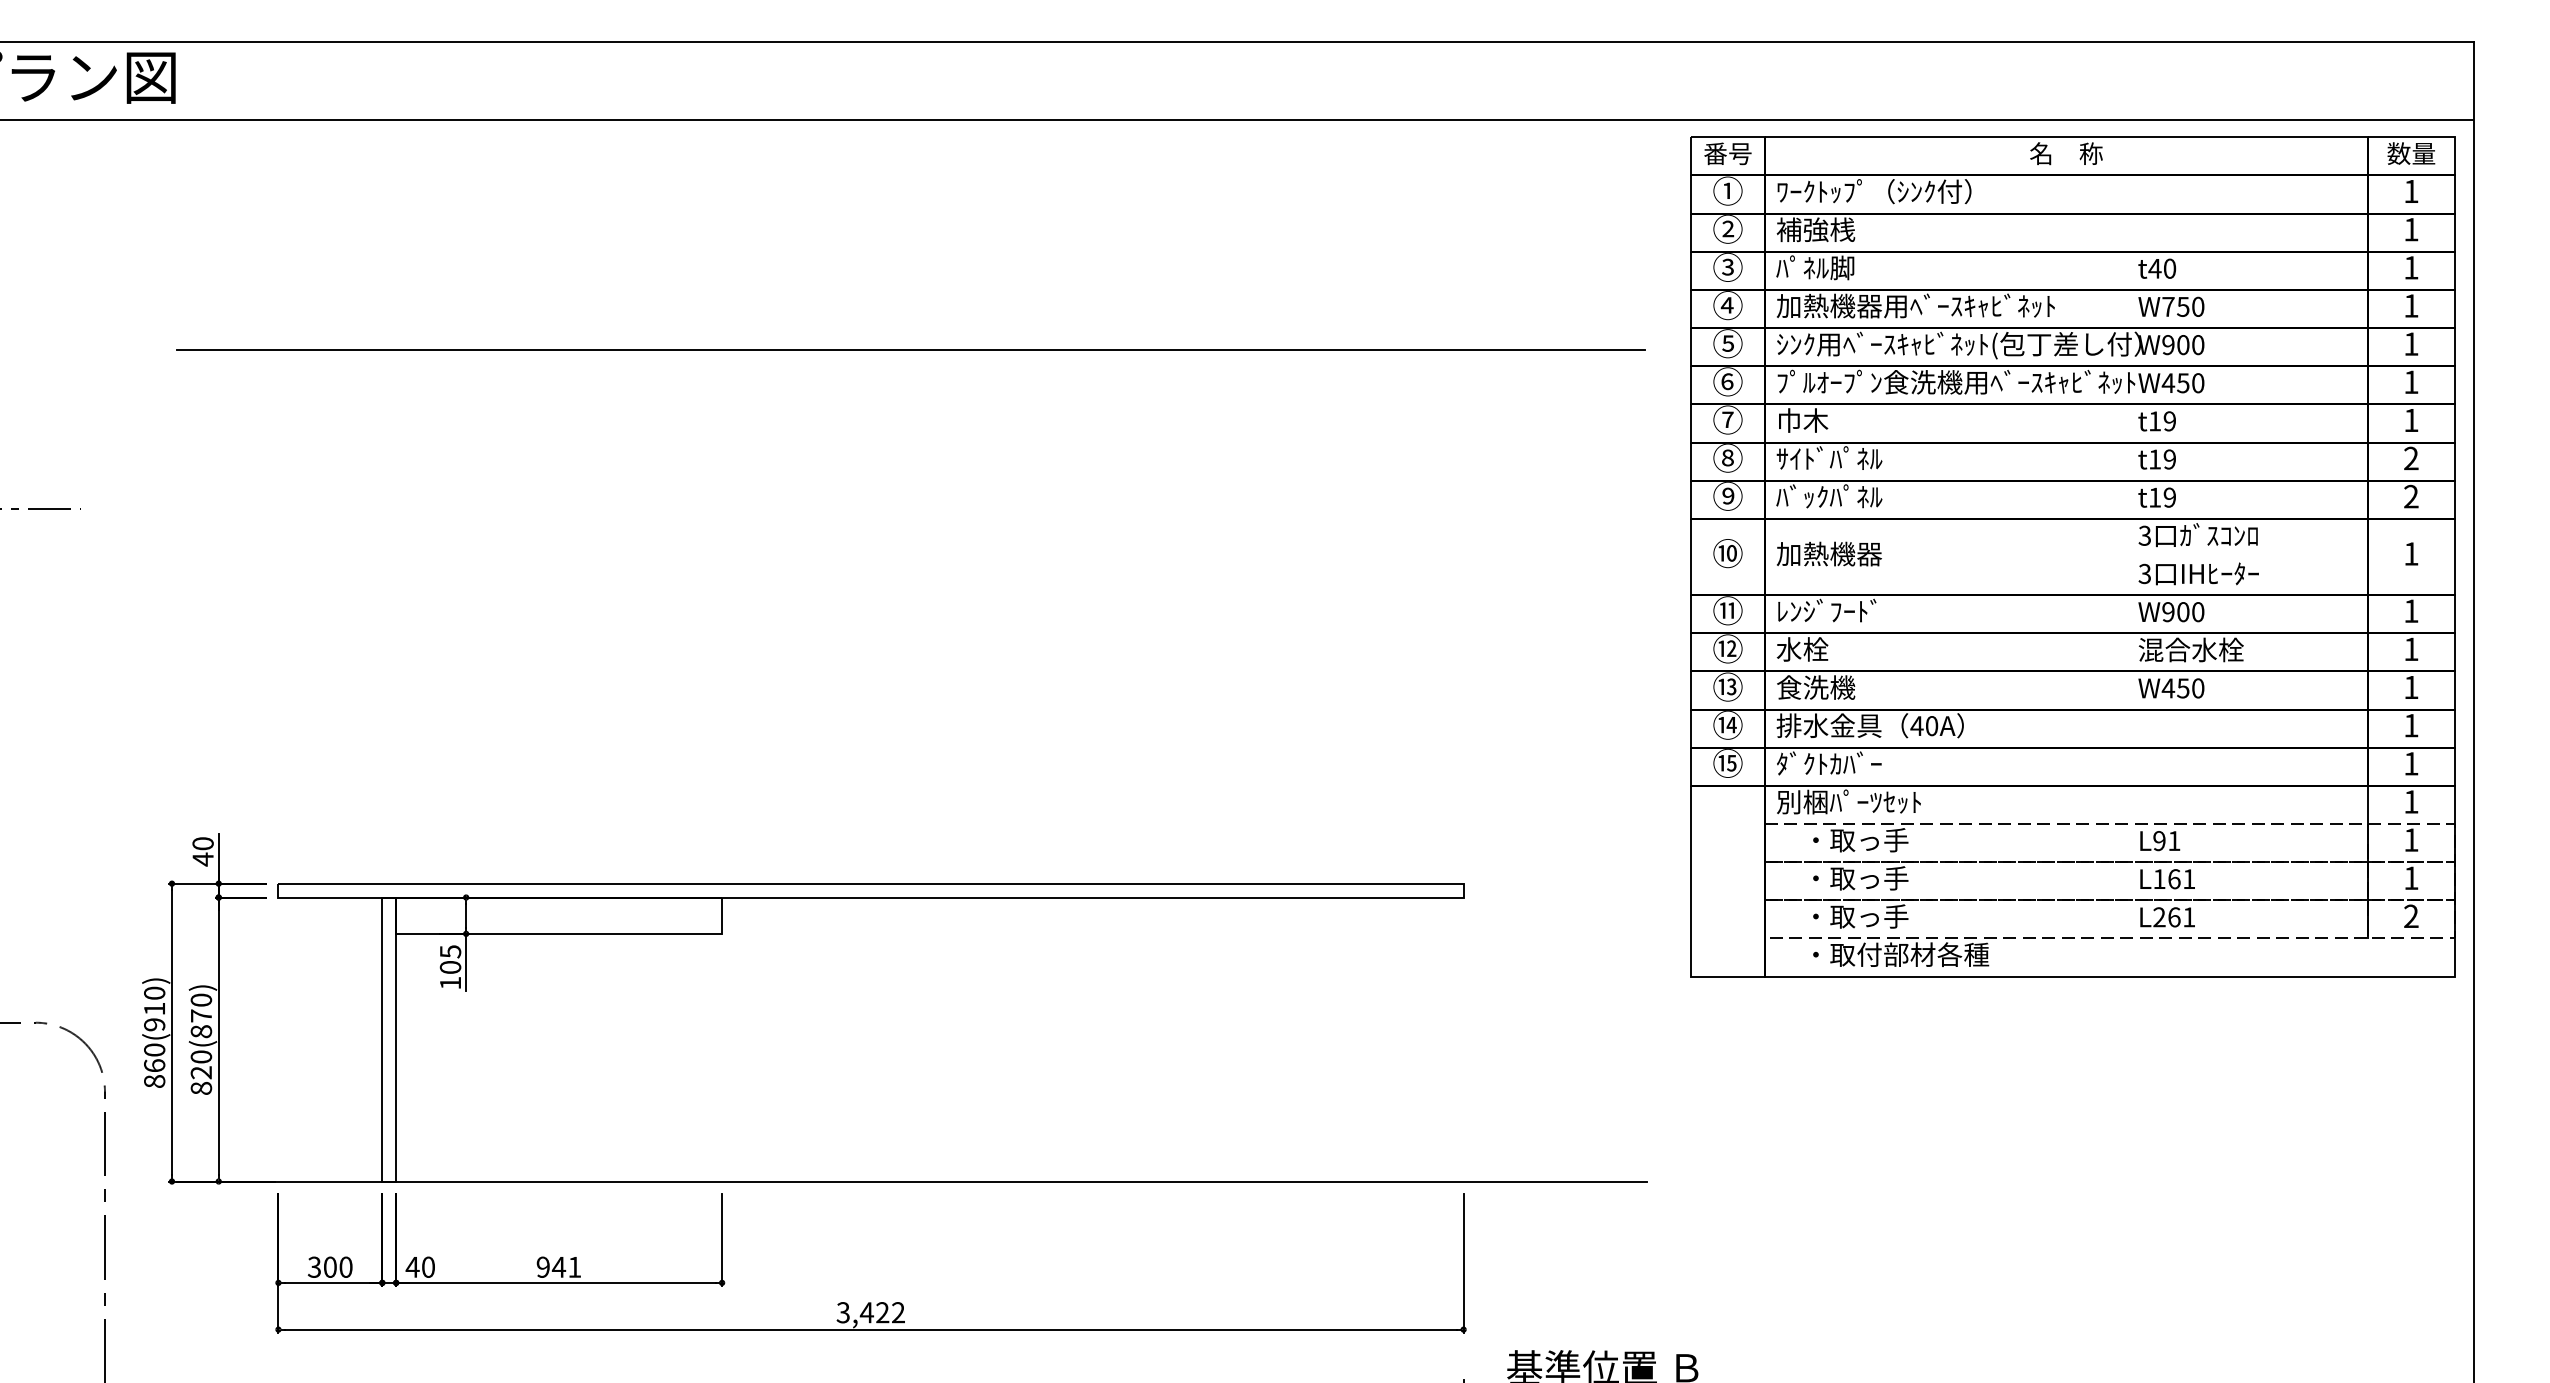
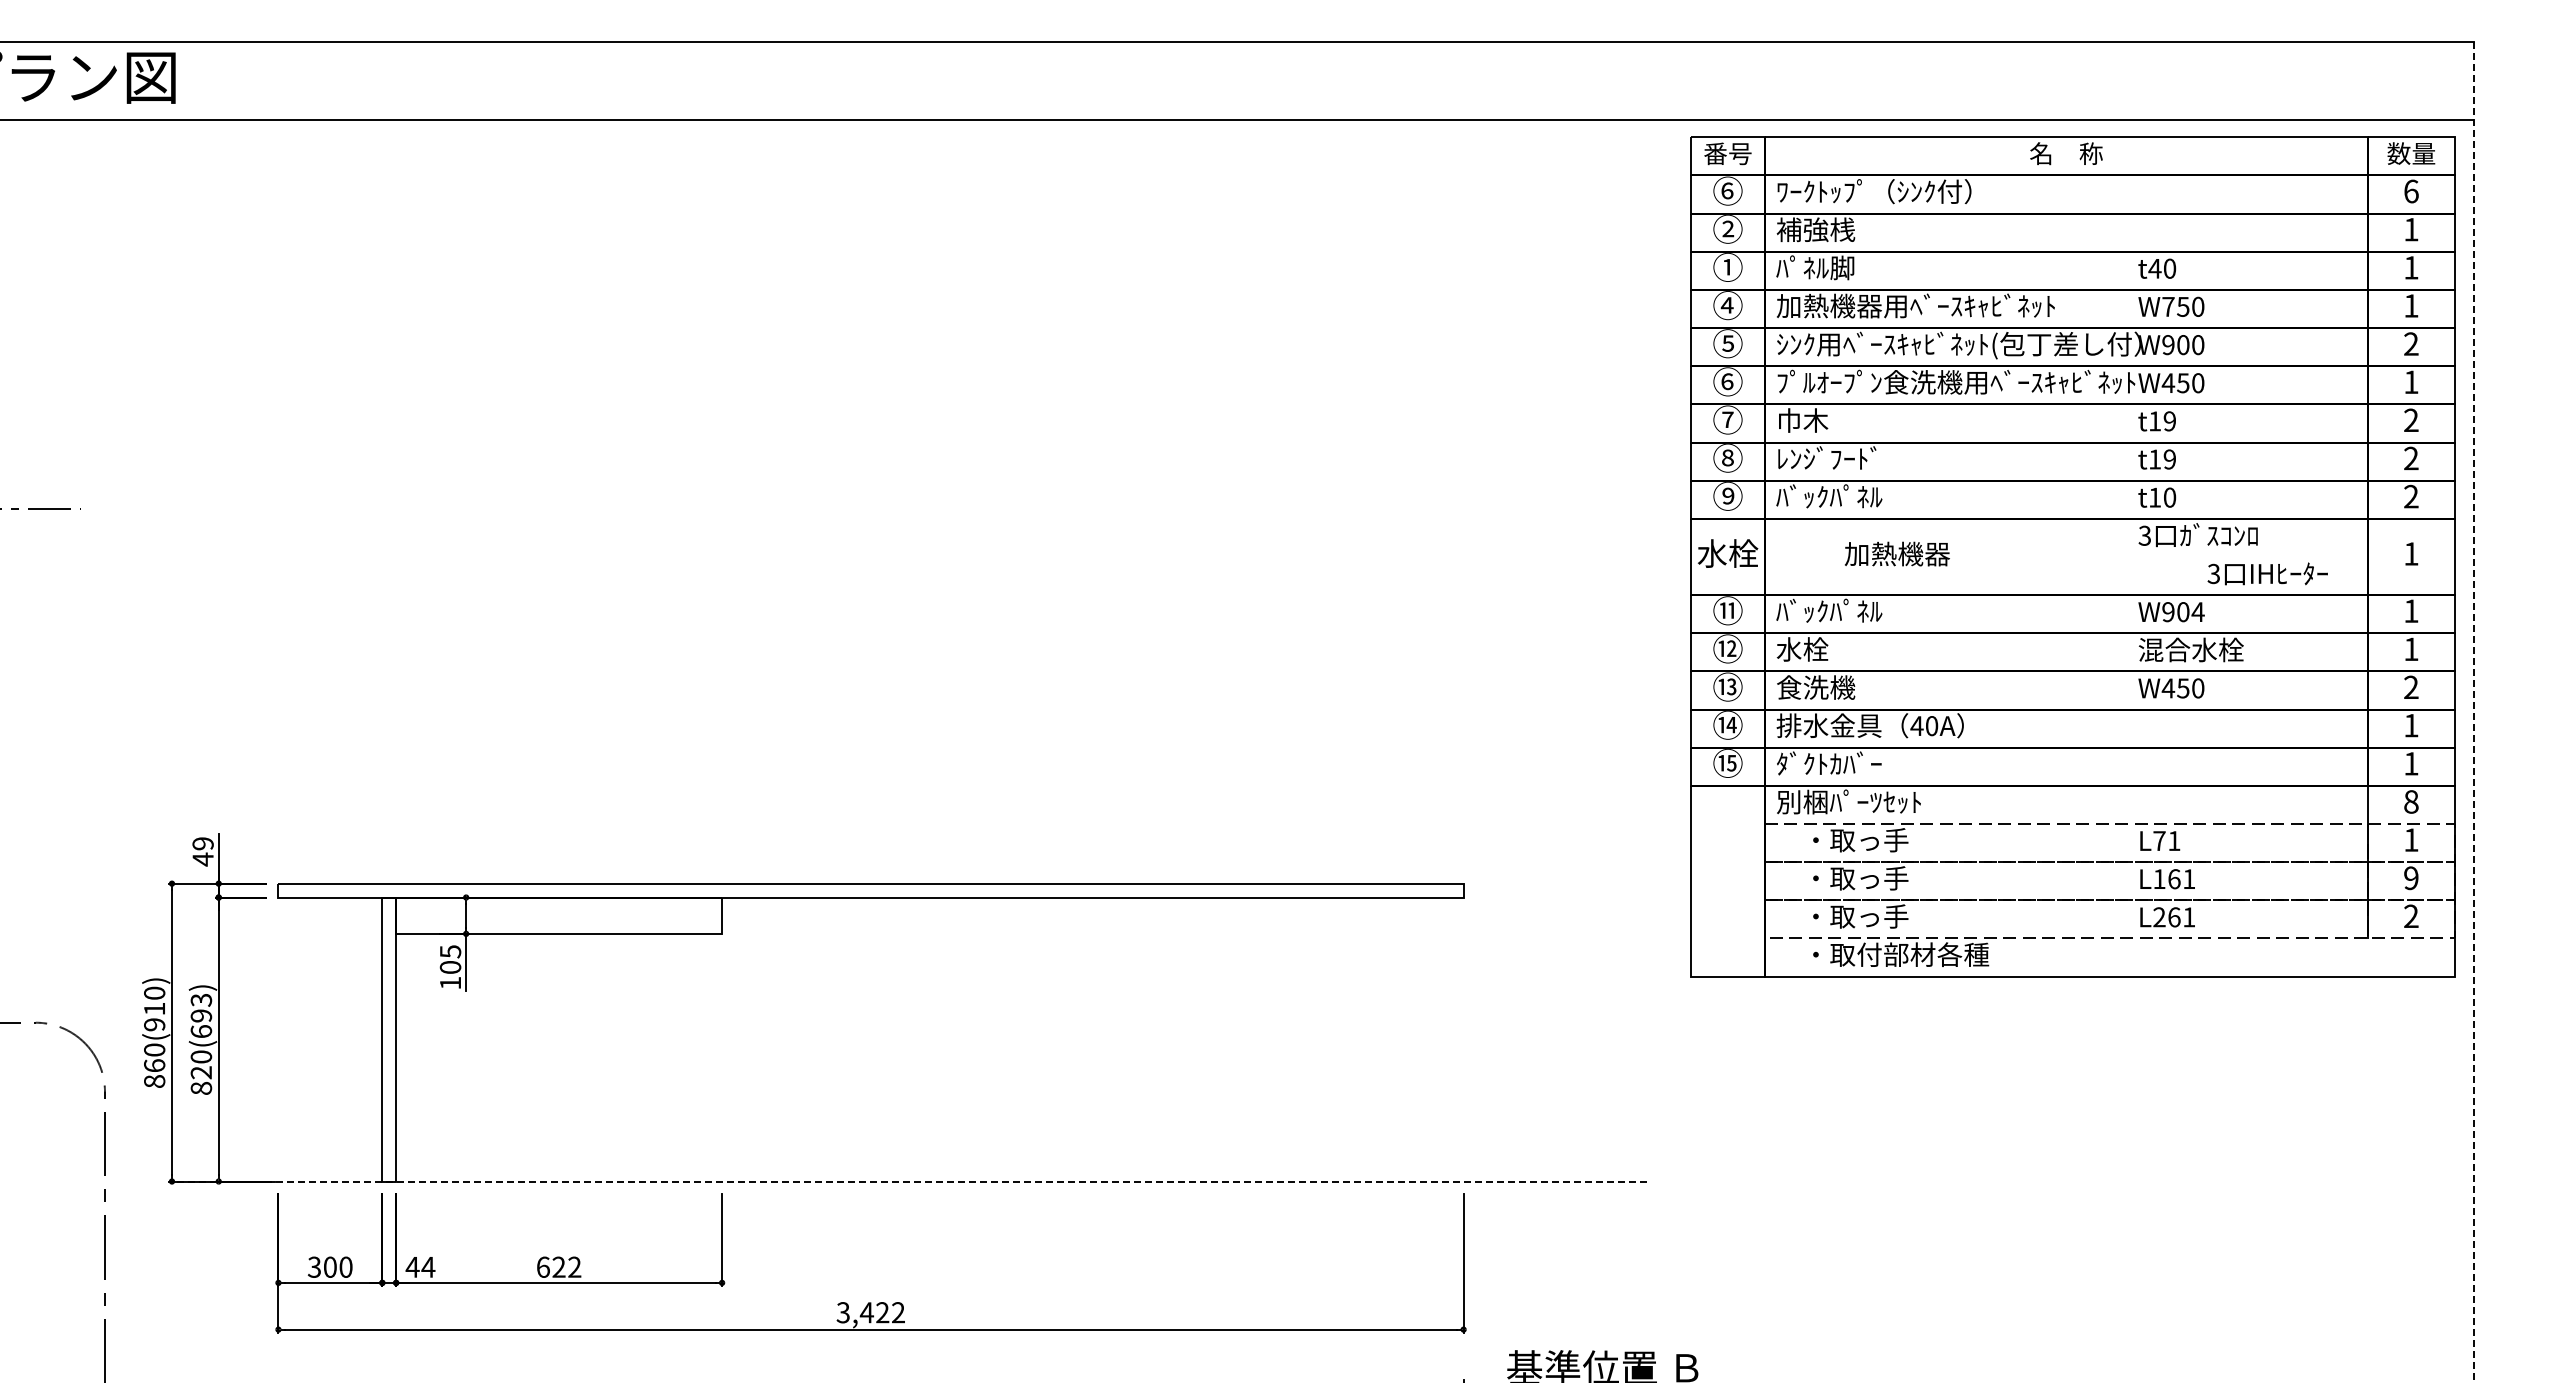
text: ① -> ⑥ (1727, 190)
text: 1 -> 6 (2411, 191)
text: ③ -> ① (1727, 266)
text: 1 -> 2 (2411, 343)
line: present -> none (910, 350)
text: 1 -> 2 (2411, 419)
text: ｻｲﾄﾞﾊﾟﾈﾙ -> ﾚﾝｼﾞﾌｰﾄﾞ (1829, 457)
text: t19 -> t10 (2169, 497)
text: ⑩ -> 水栓 (1727, 553)
text position: (1829, 553) -> (1897, 553) (1897, 553)
text position: (2198, 573) -> (2267, 573) (2267, 573)
text: ﾚﾝｼﾞﾌｰﾄﾞ -> ﾊﾞｯｸﾊﾟﾈﾙ (1829, 610)
text: W900 -> W904 (2197, 612)
text: 1 -> 2 (2411, 686)
line: solid -> dashed (2473, 712)
text: 1 -> 8 (2411, 801)
text: L91 -> L71 (2159, 841)
text: 40 -> 49 (202, 843)
text: 1 -> 9 (2411, 878)
text: 820(870) -> 820(693) (201, 1015)
line: solid -> dashed (912, 1181)
text: 40 -> 44 (428, 1266)
text: 941 -> 622 (558, 1266)
